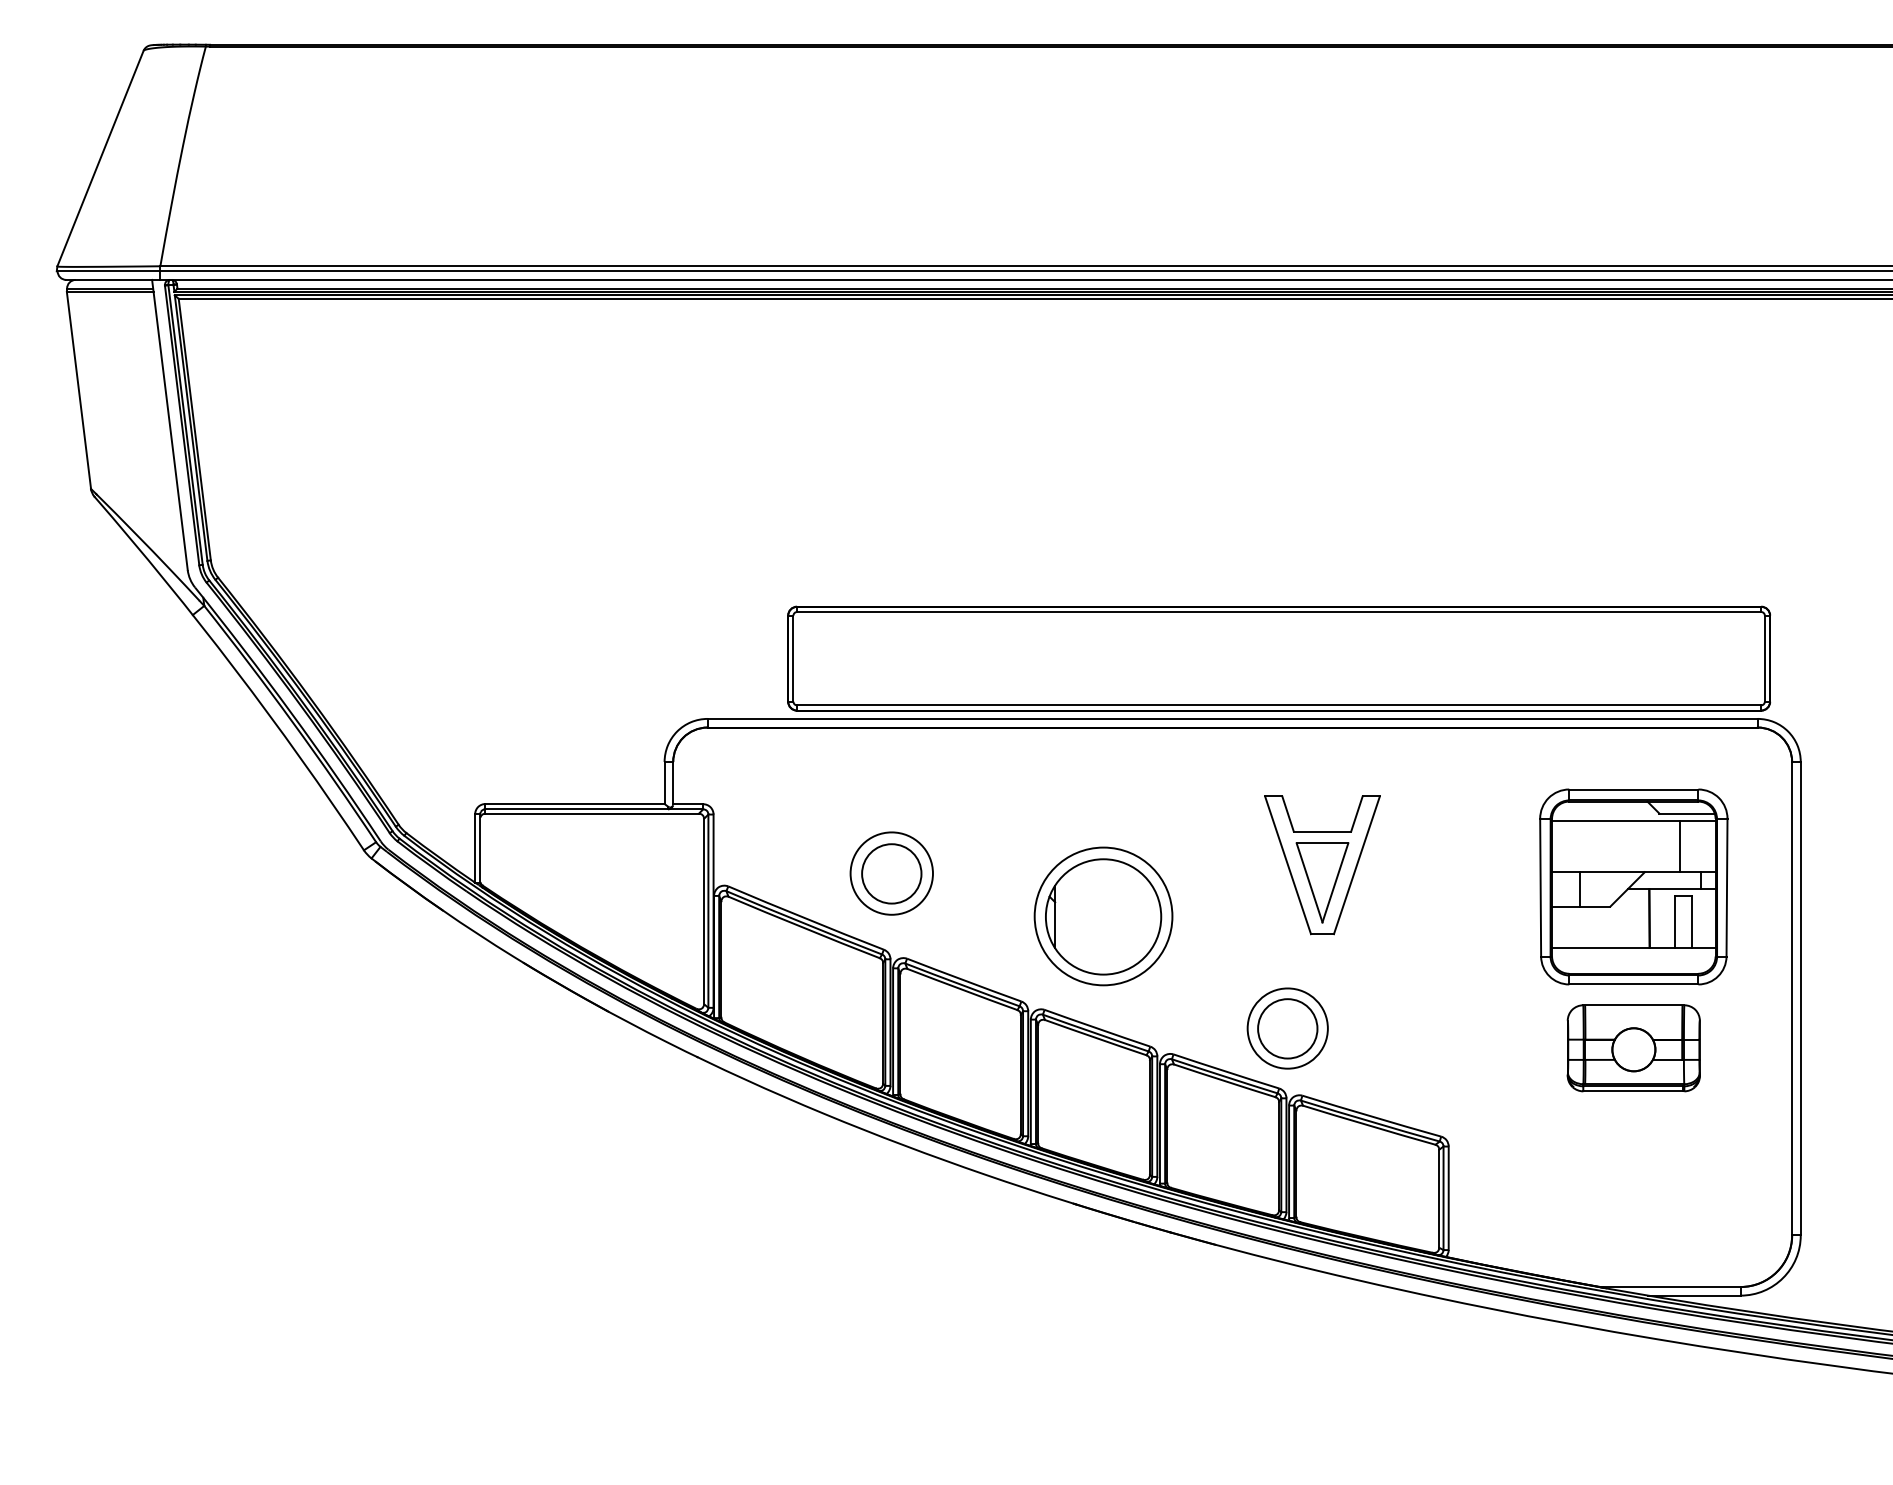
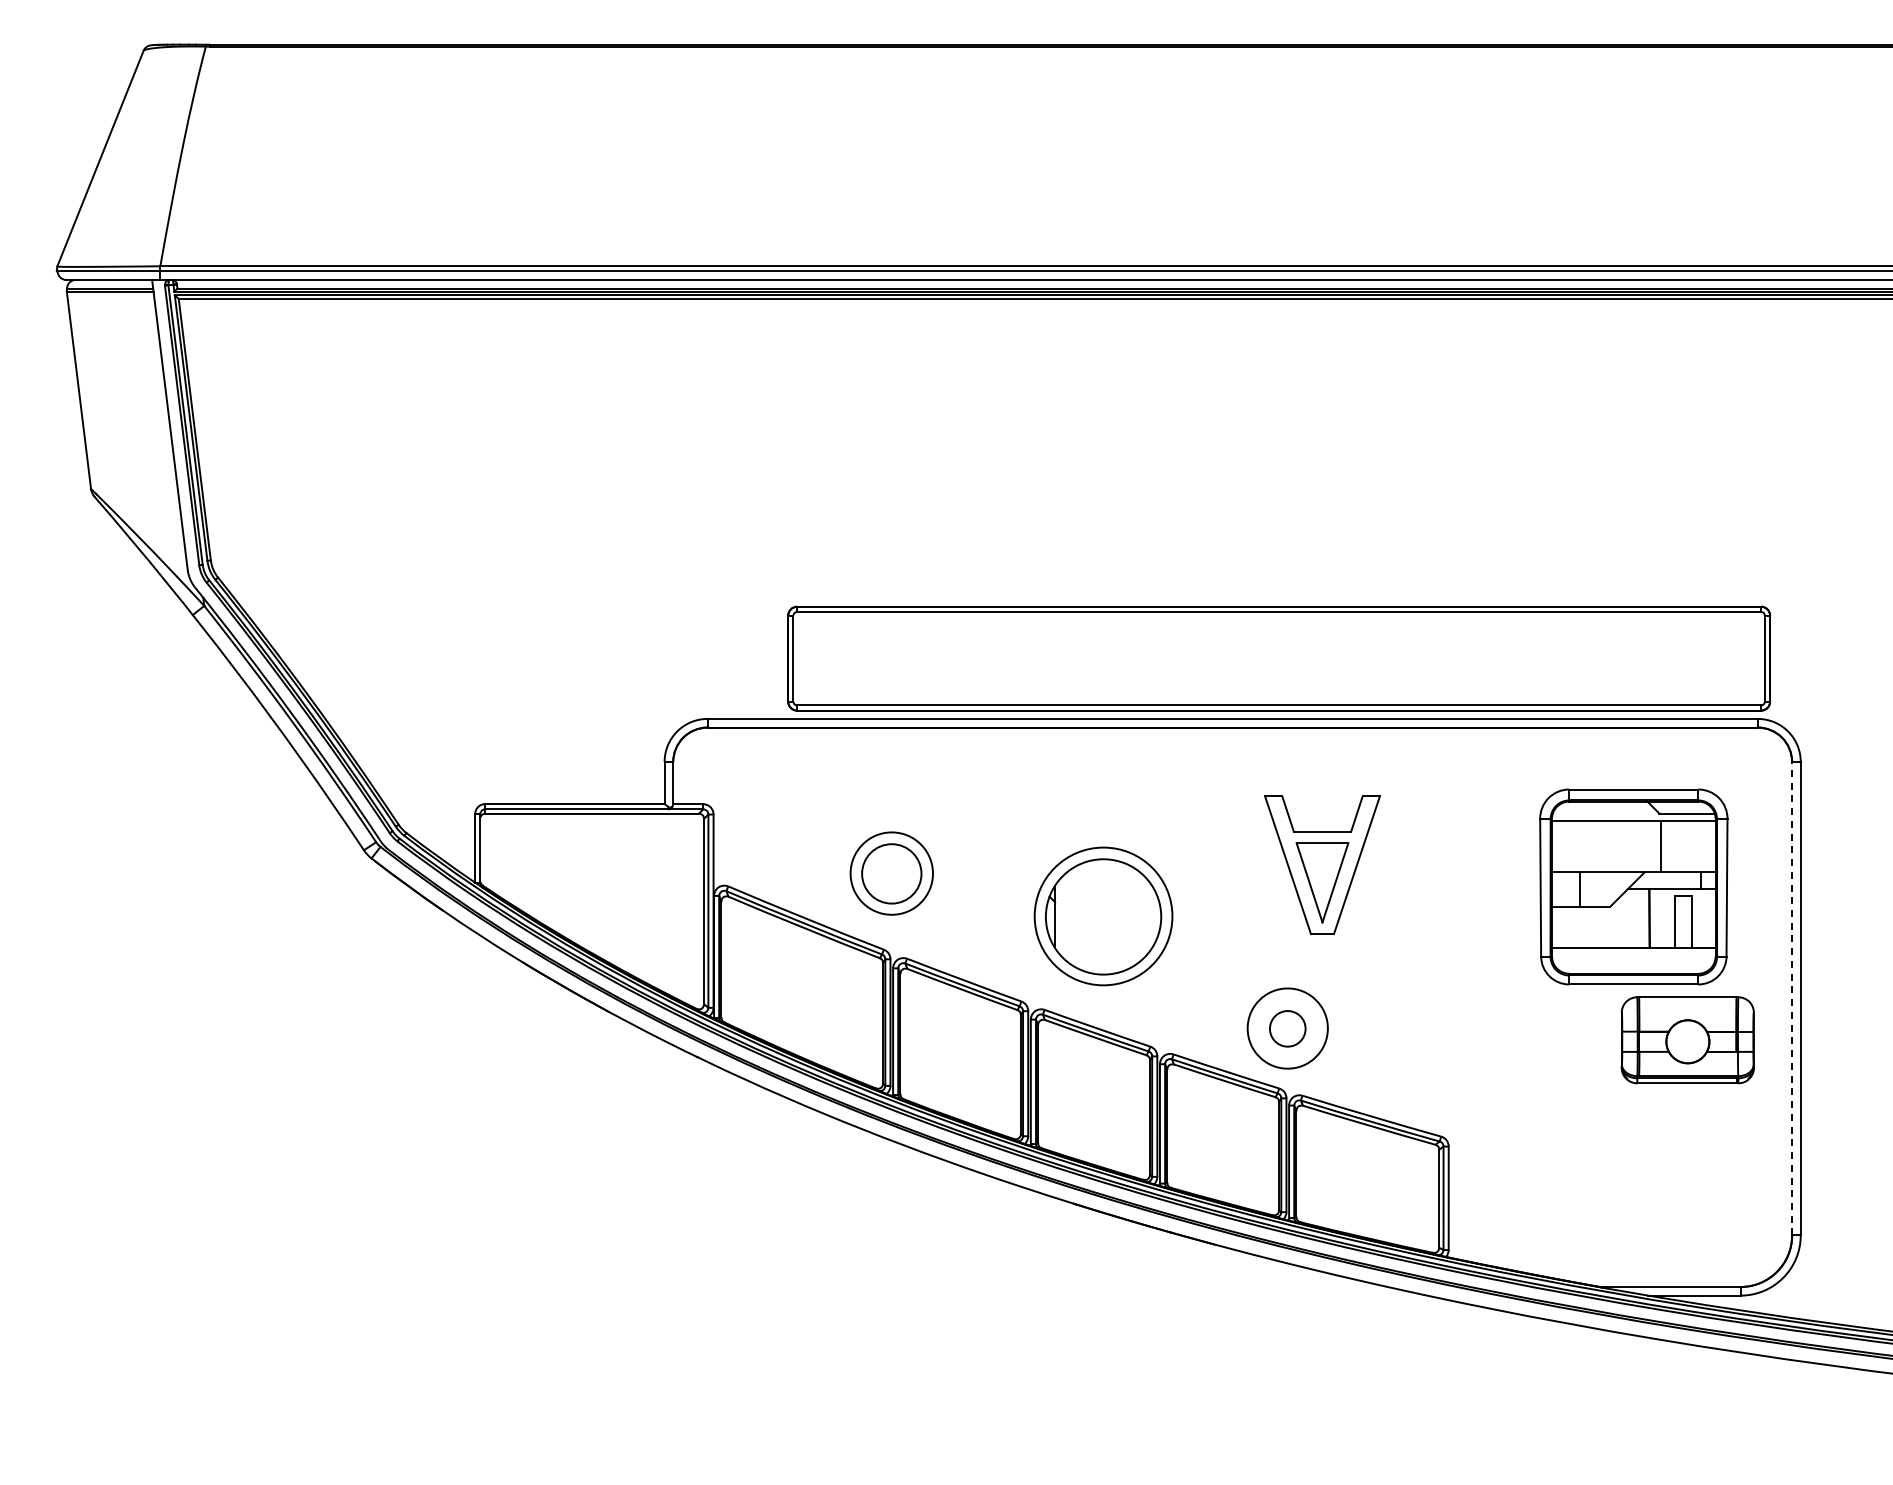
line position: (1679, 846) -> (1660, 846) (1660, 846)
line: solid -> dashed (1792, 998)
circle diameter: 59 px -> 36 px (1287, 1028)
part position: (1633, 1048) -> (1687, 1040) (1687, 1040)
